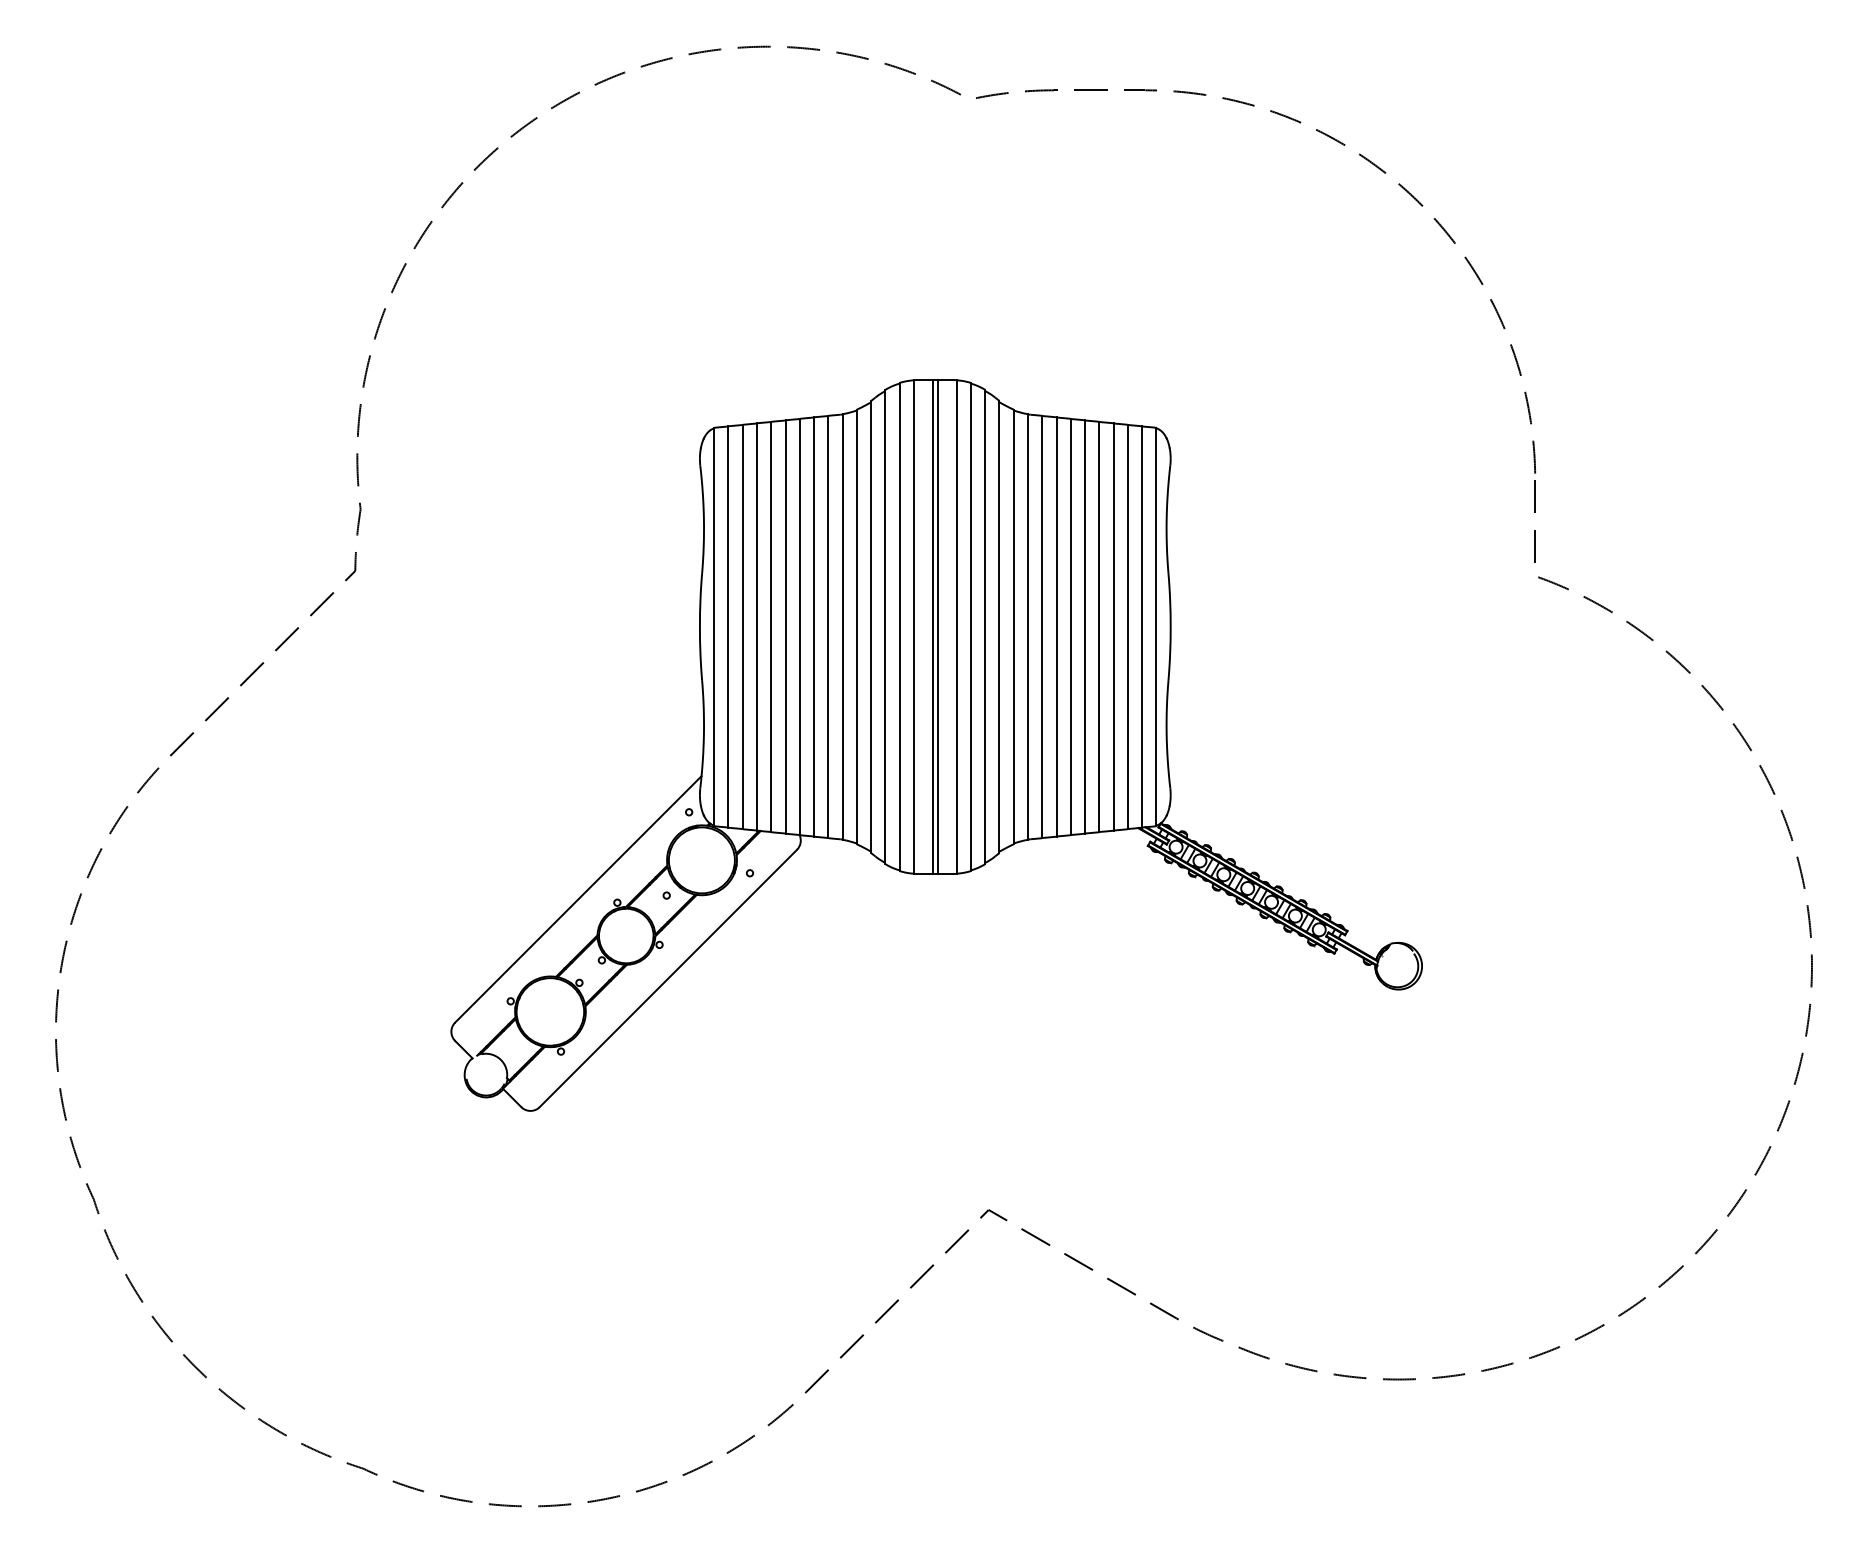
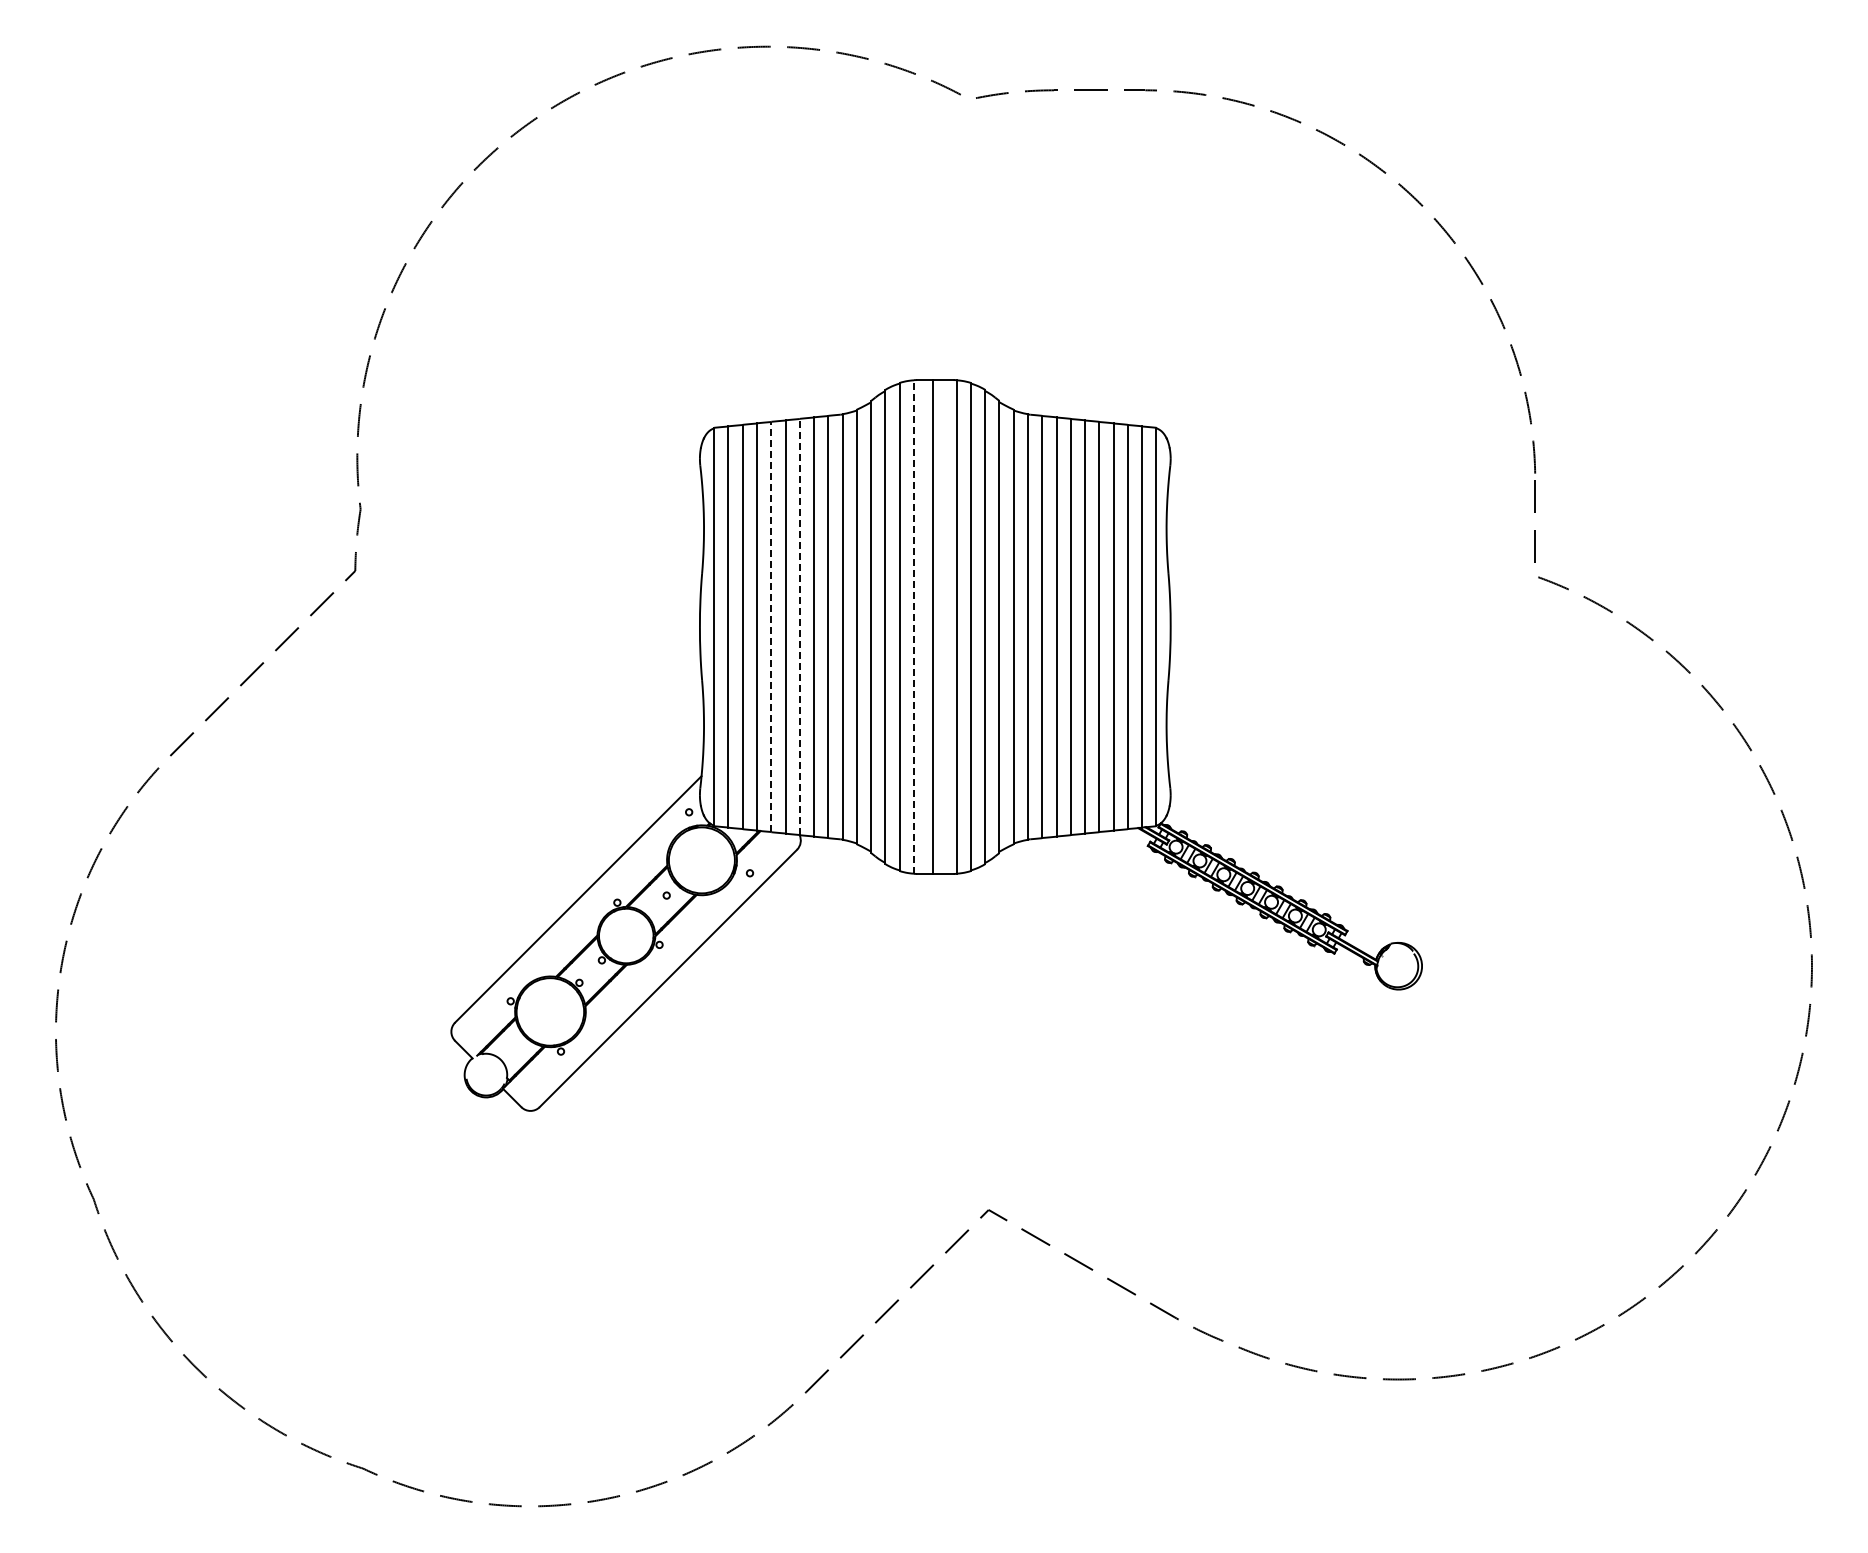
line: solid -> dashed (771, 626)
line: solid -> dashed (799, 626)
line: present -> none (937, 626)
line: solid -> dashed (913, 627)
